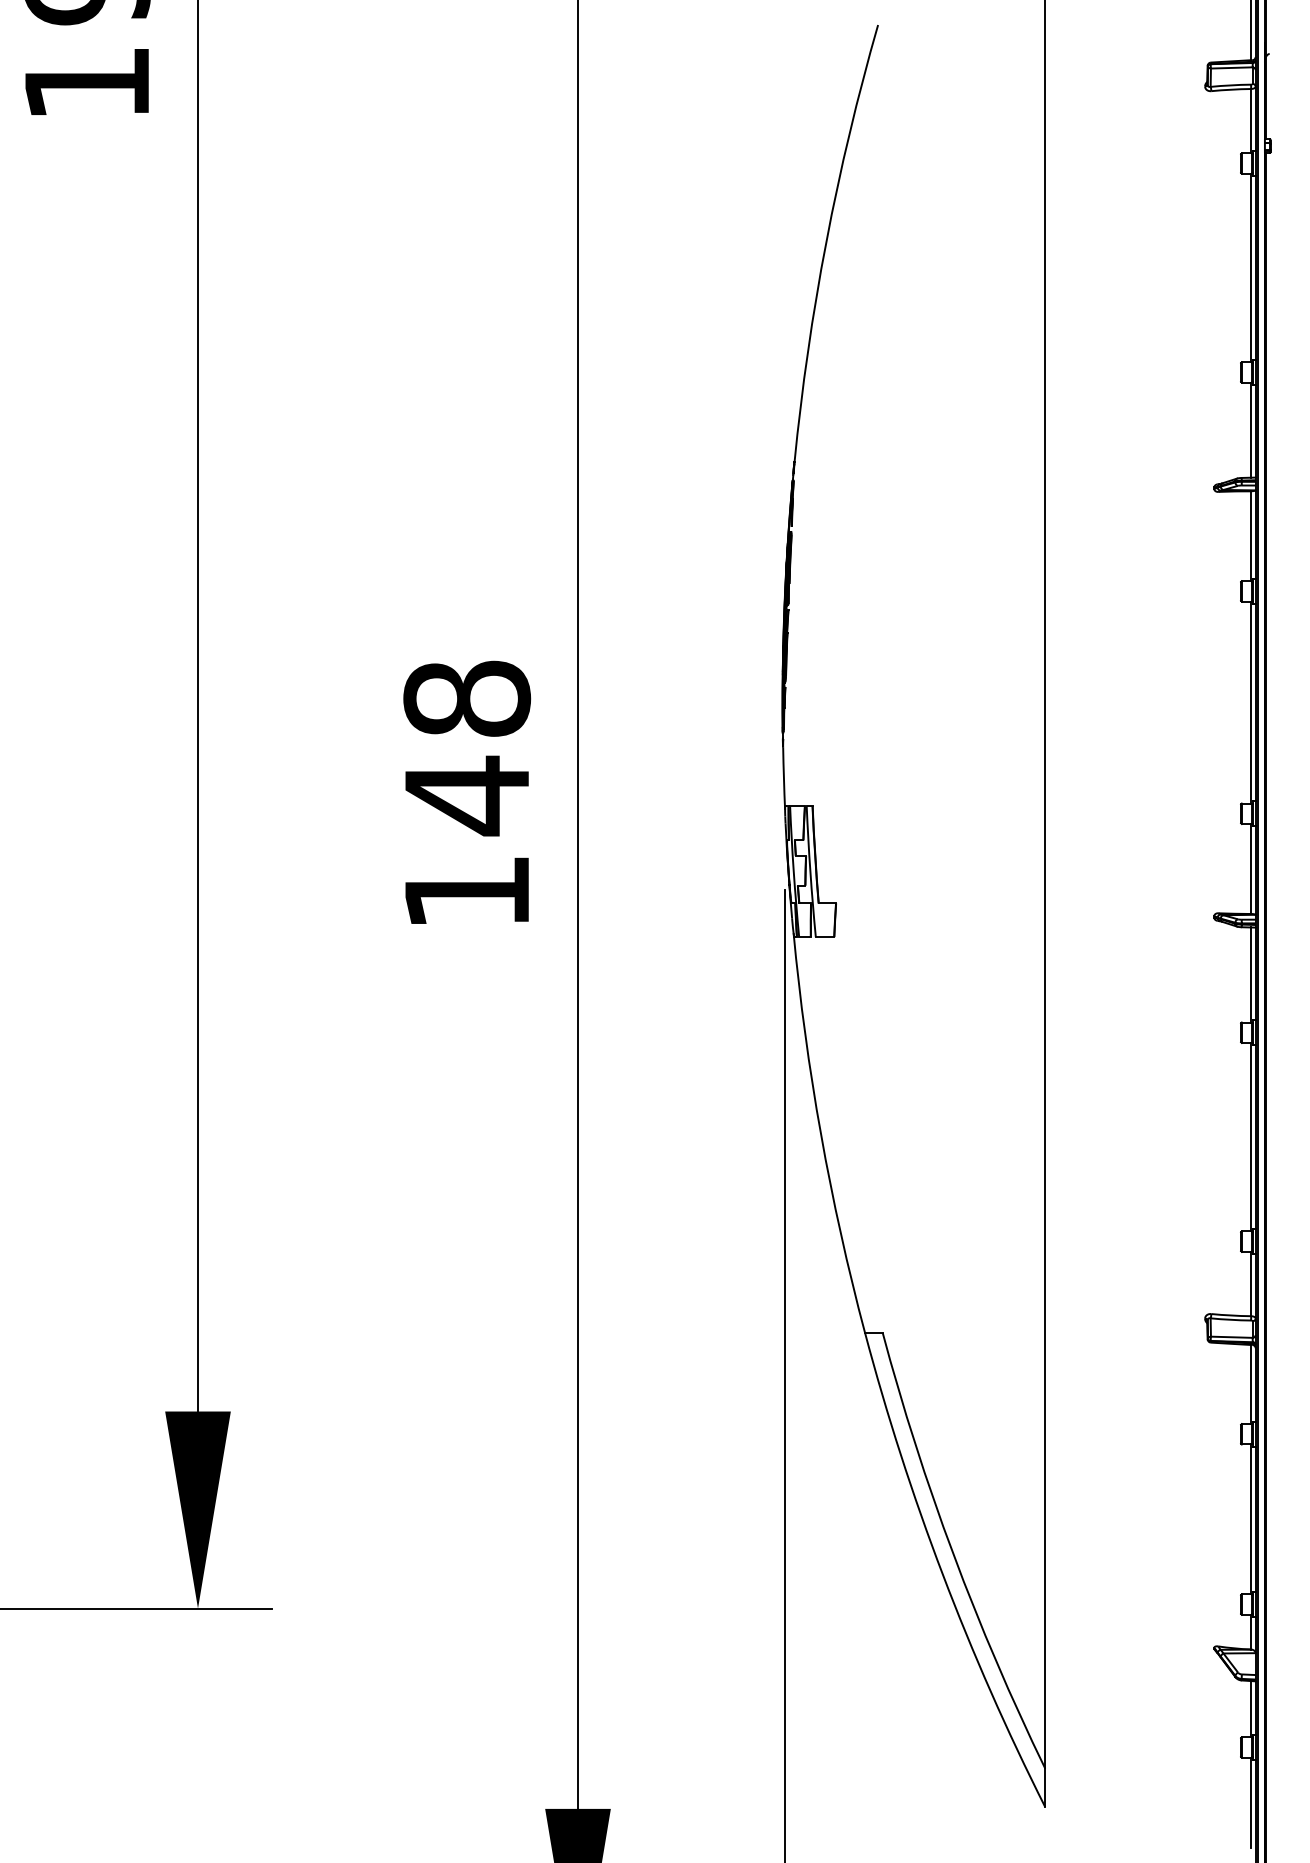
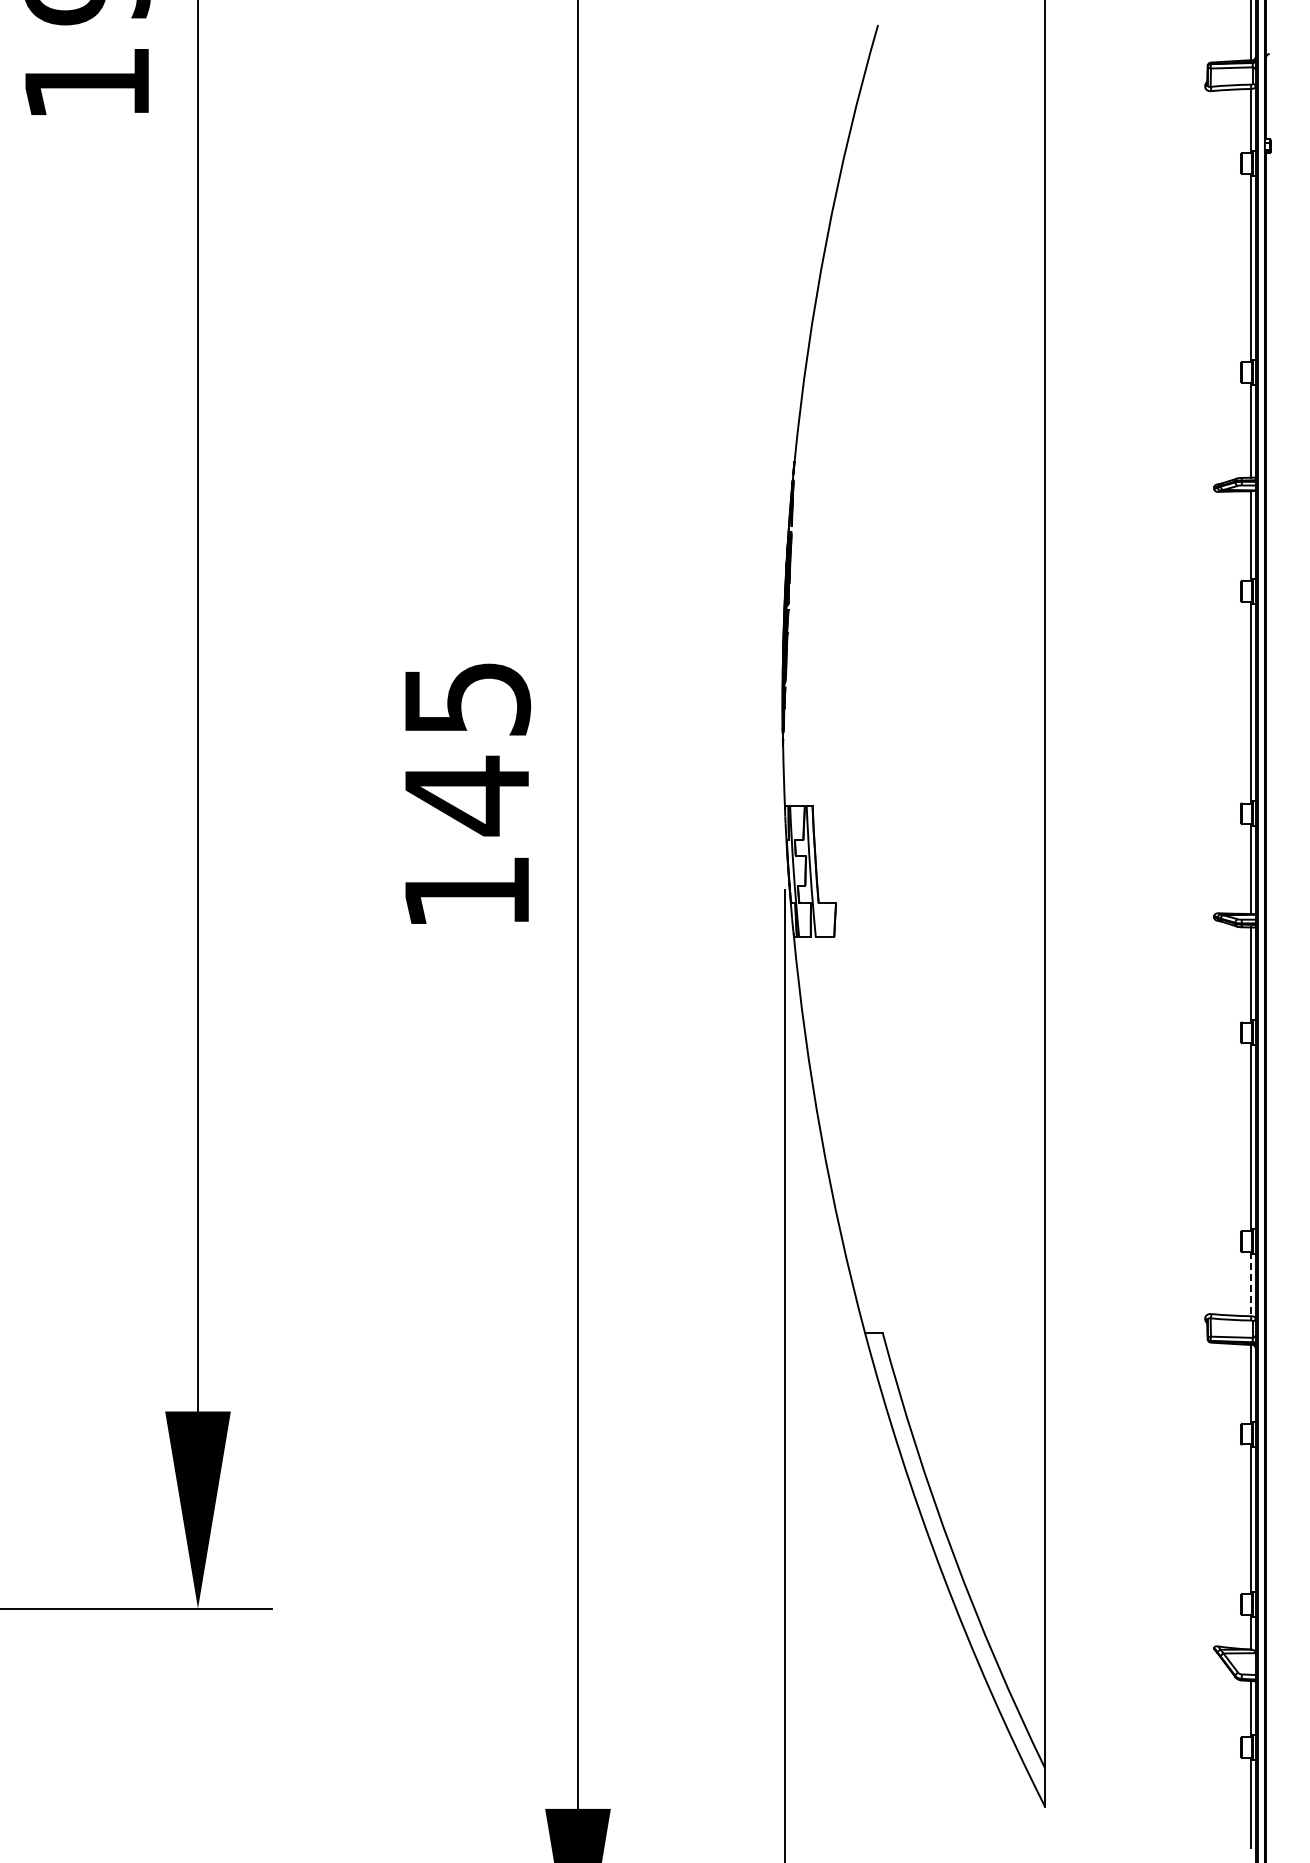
text: 148 -> 145 (467, 698)
line: solid -> dashed (1251, 1284)
